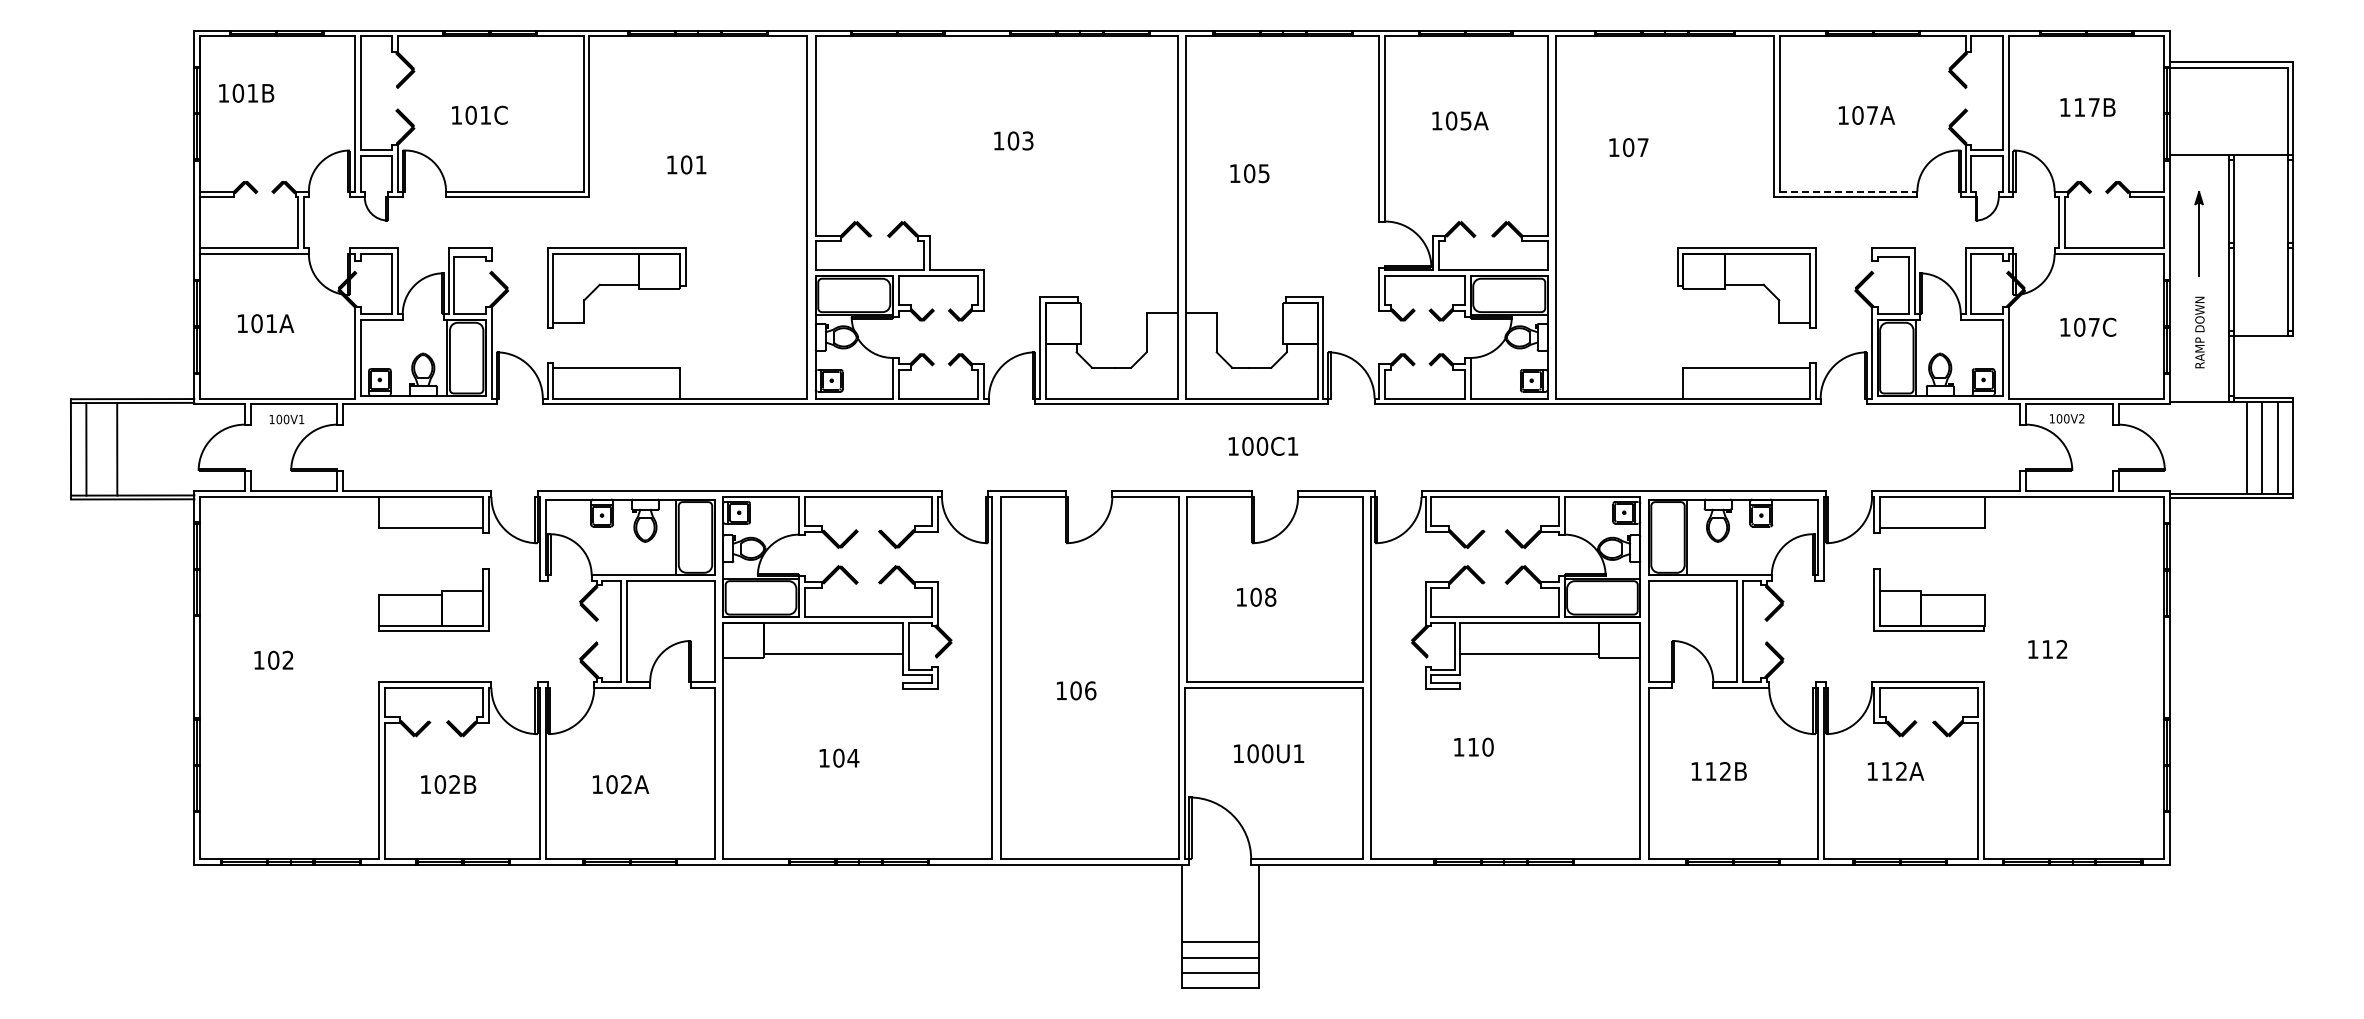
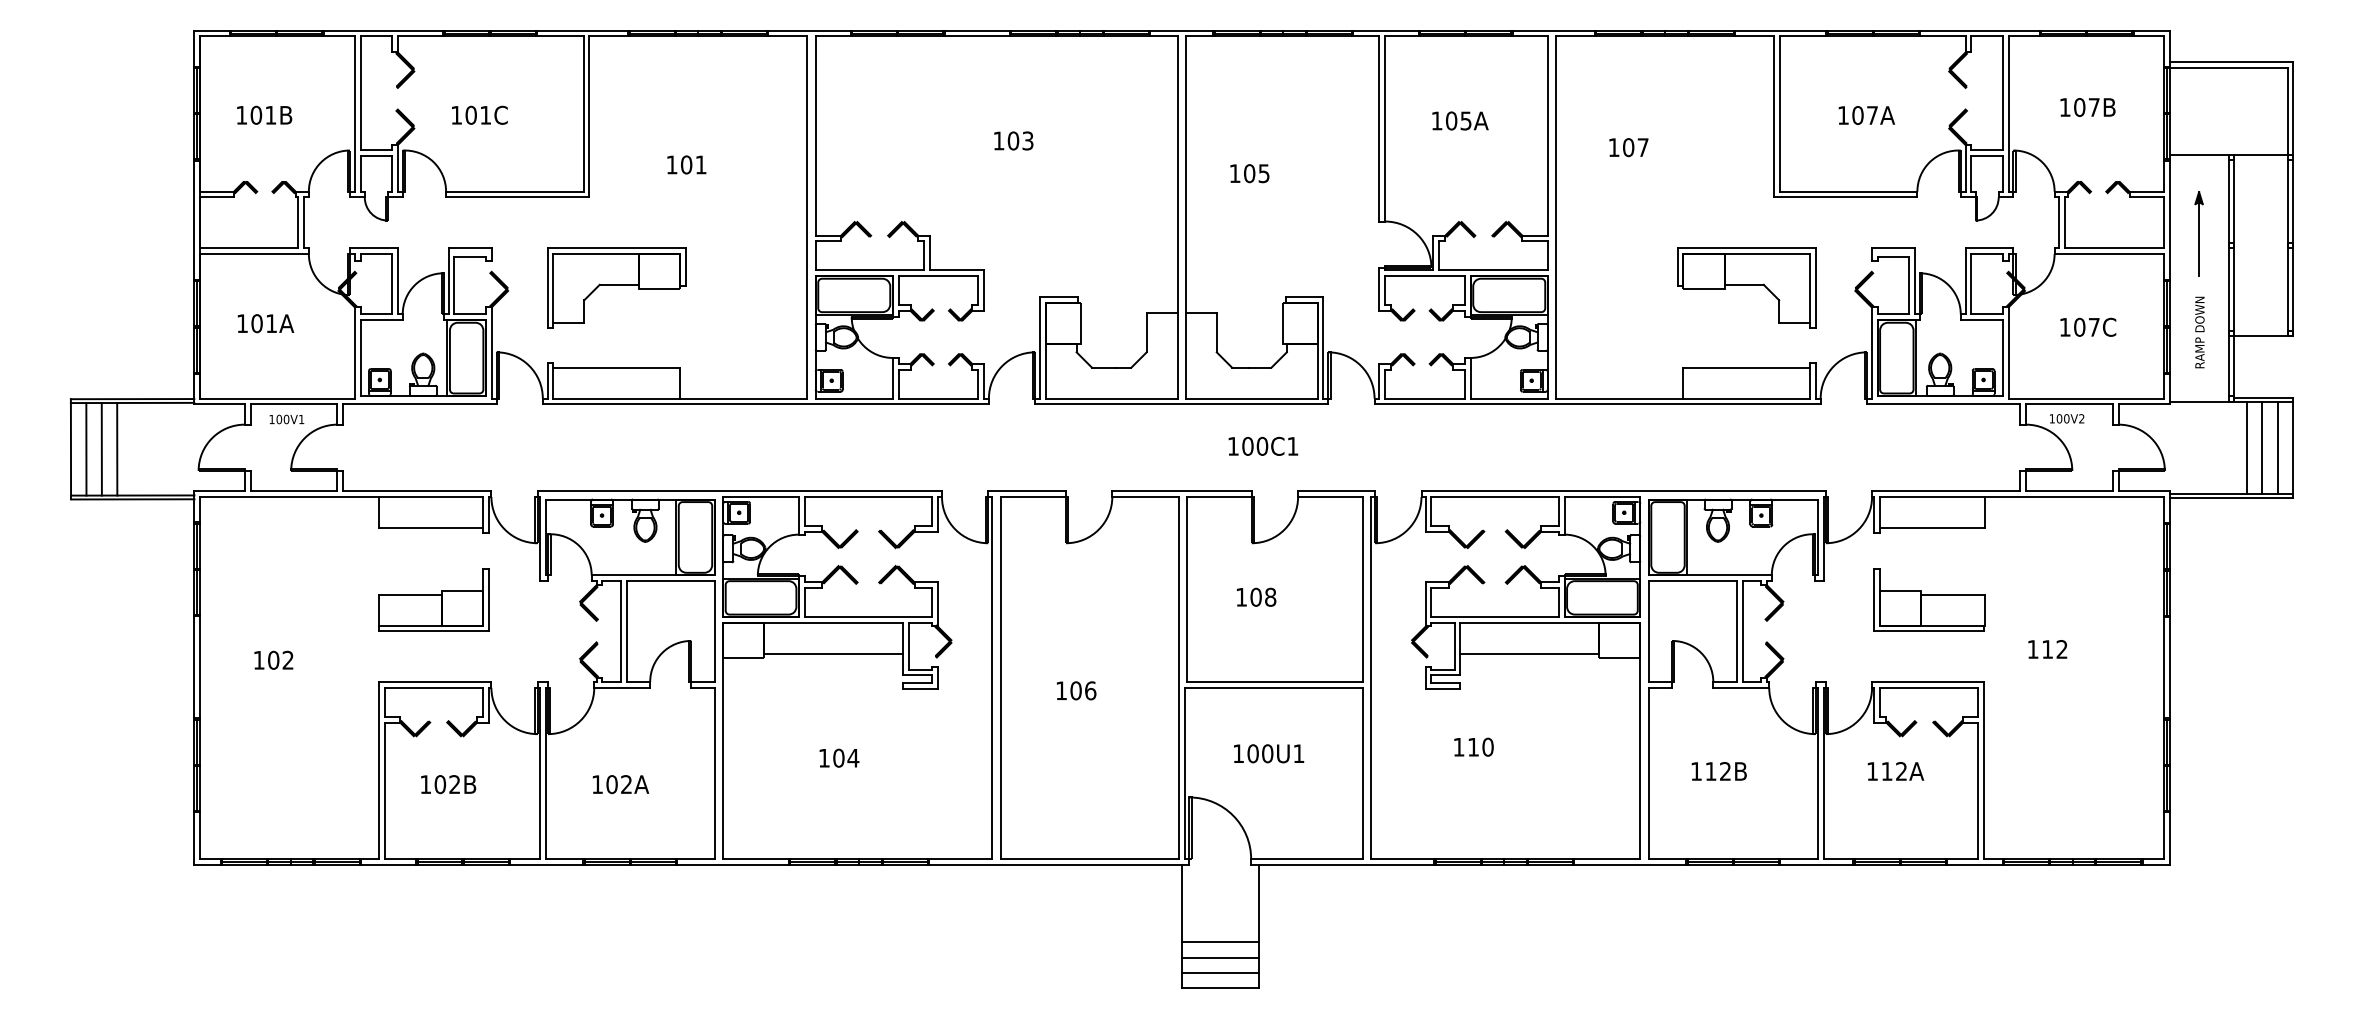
text position: (246, 92) -> (264, 114) (264, 114)
text: 117B -> 107B (2079, 107)
line: dashed -> solid (1848, 191)
line: none -> present (101, 449)
